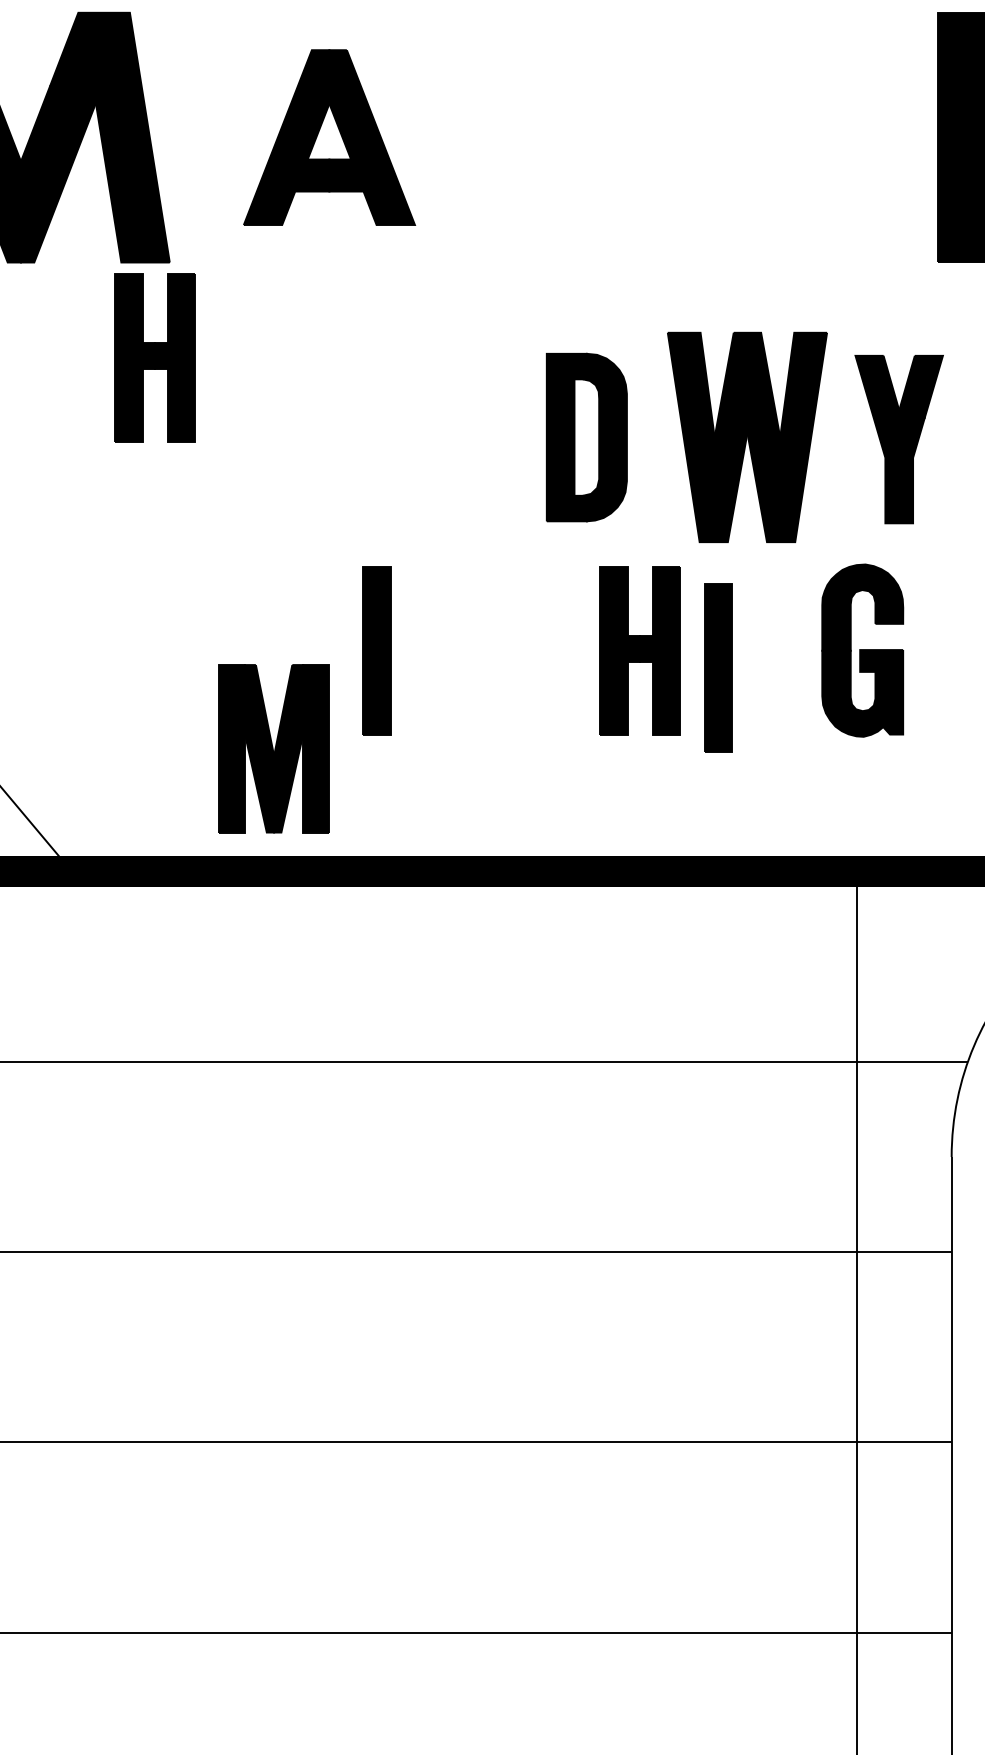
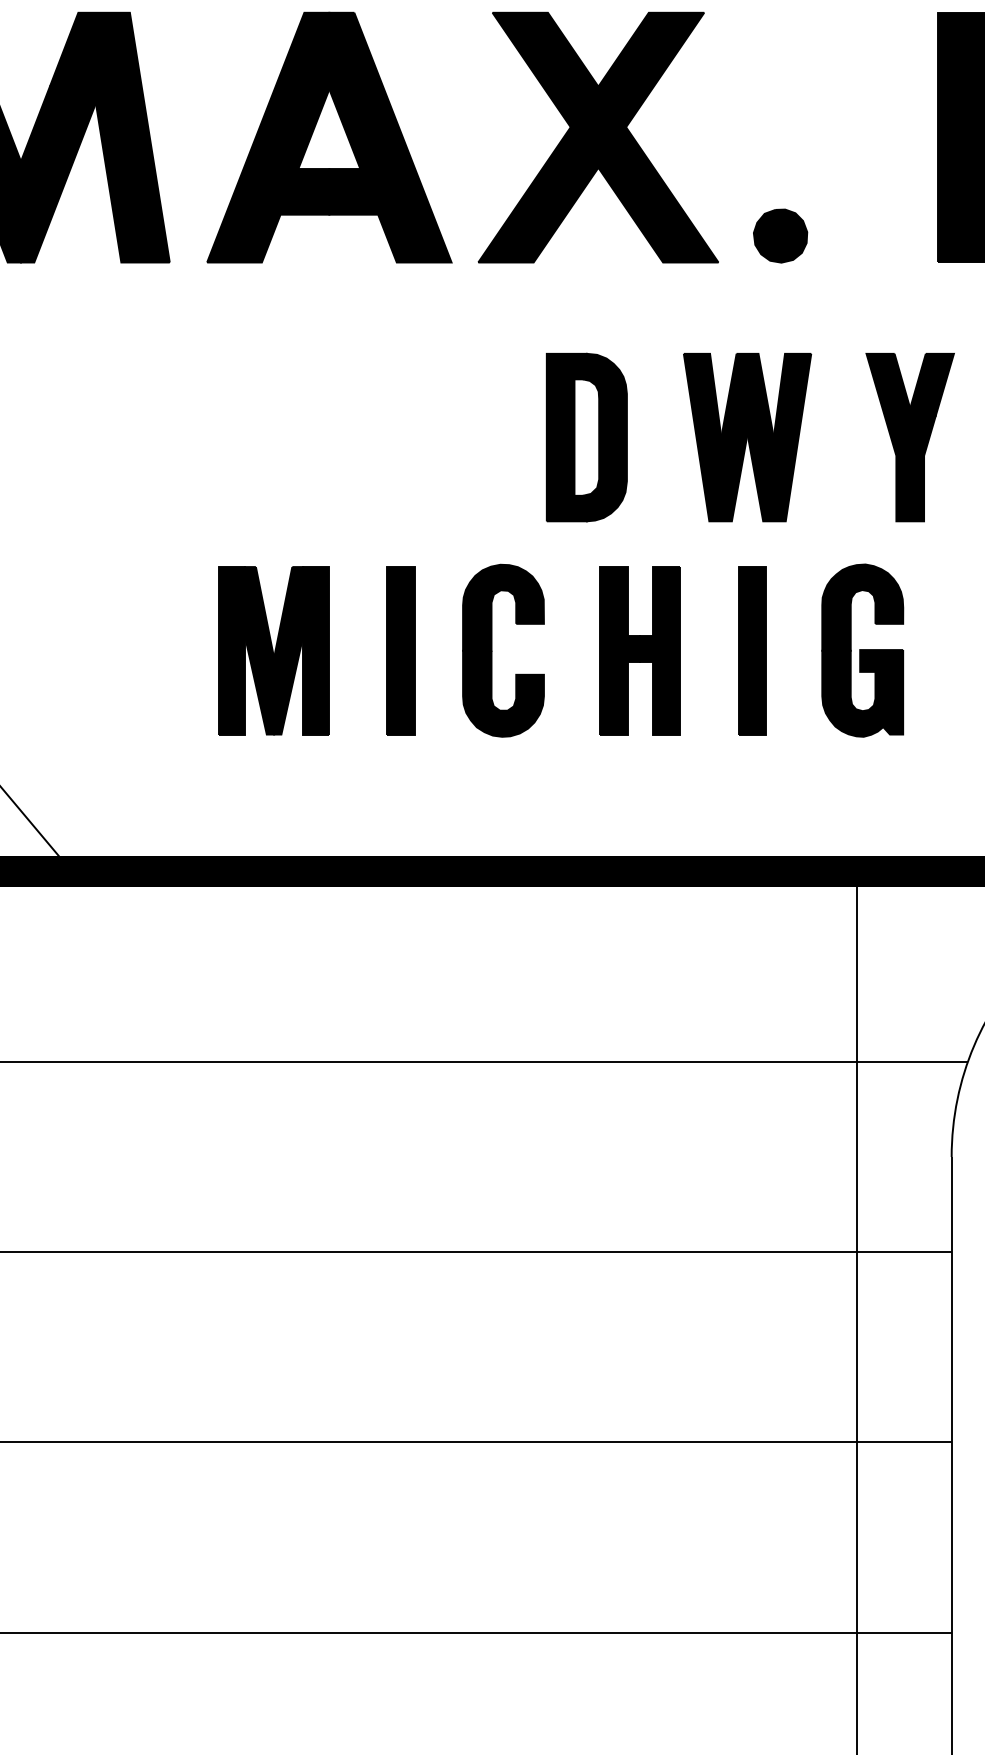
part size: 174x177 px -> 247x253 px (329, 137)
part: none -> present (597, 137)
part: none -> present (780, 235)
part: present -> none (154, 357)
part size: 161x212 px -> 130x170 px (747, 437)
part position: (898, 439) -> (909, 437) (909, 437)
part position: (376, 650) -> (400, 650) (400, 650)
part: none -> present (492, 650)
part position: (718, 667) -> (752, 650) (752, 650)
part position: (273, 748) -> (273, 650) (273, 650)
